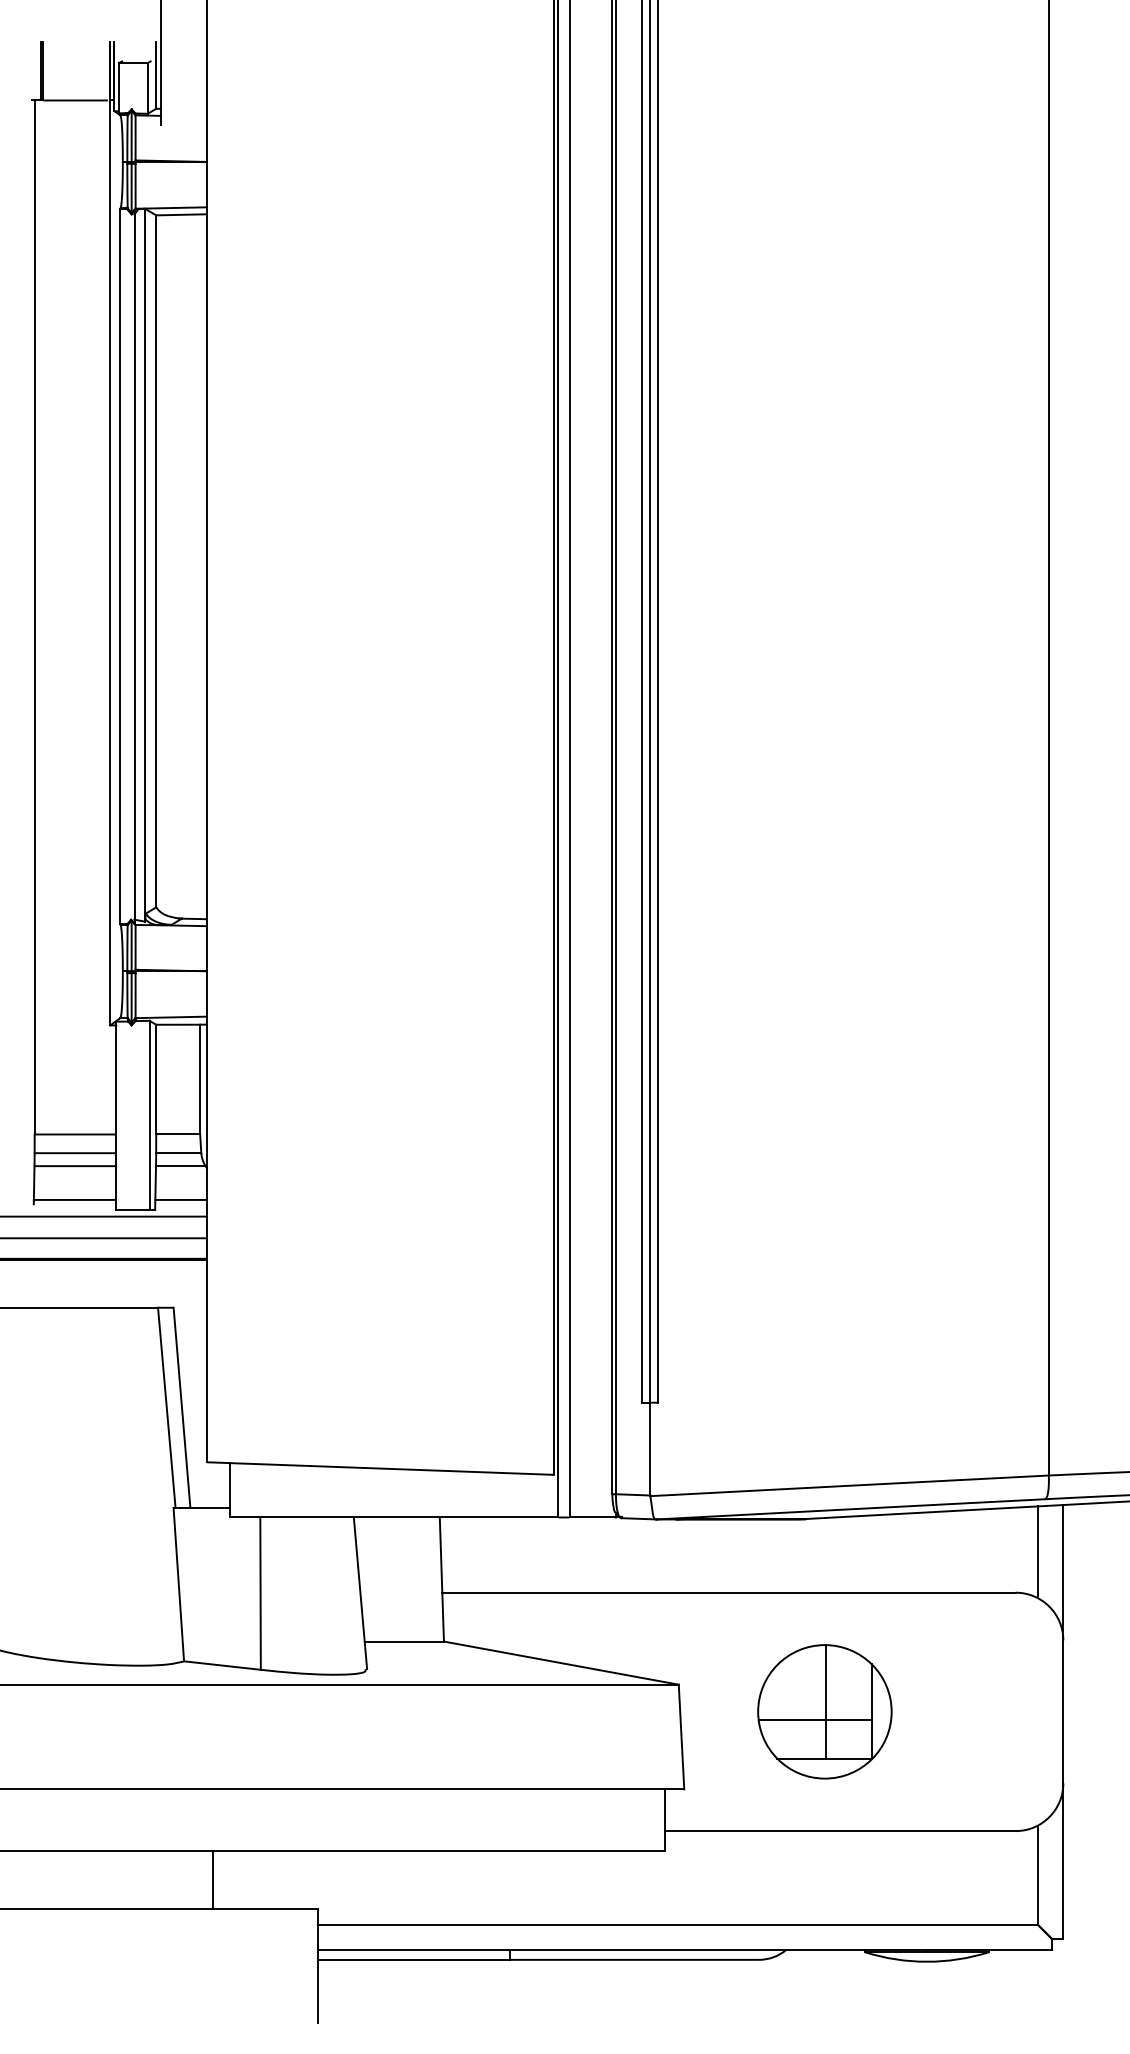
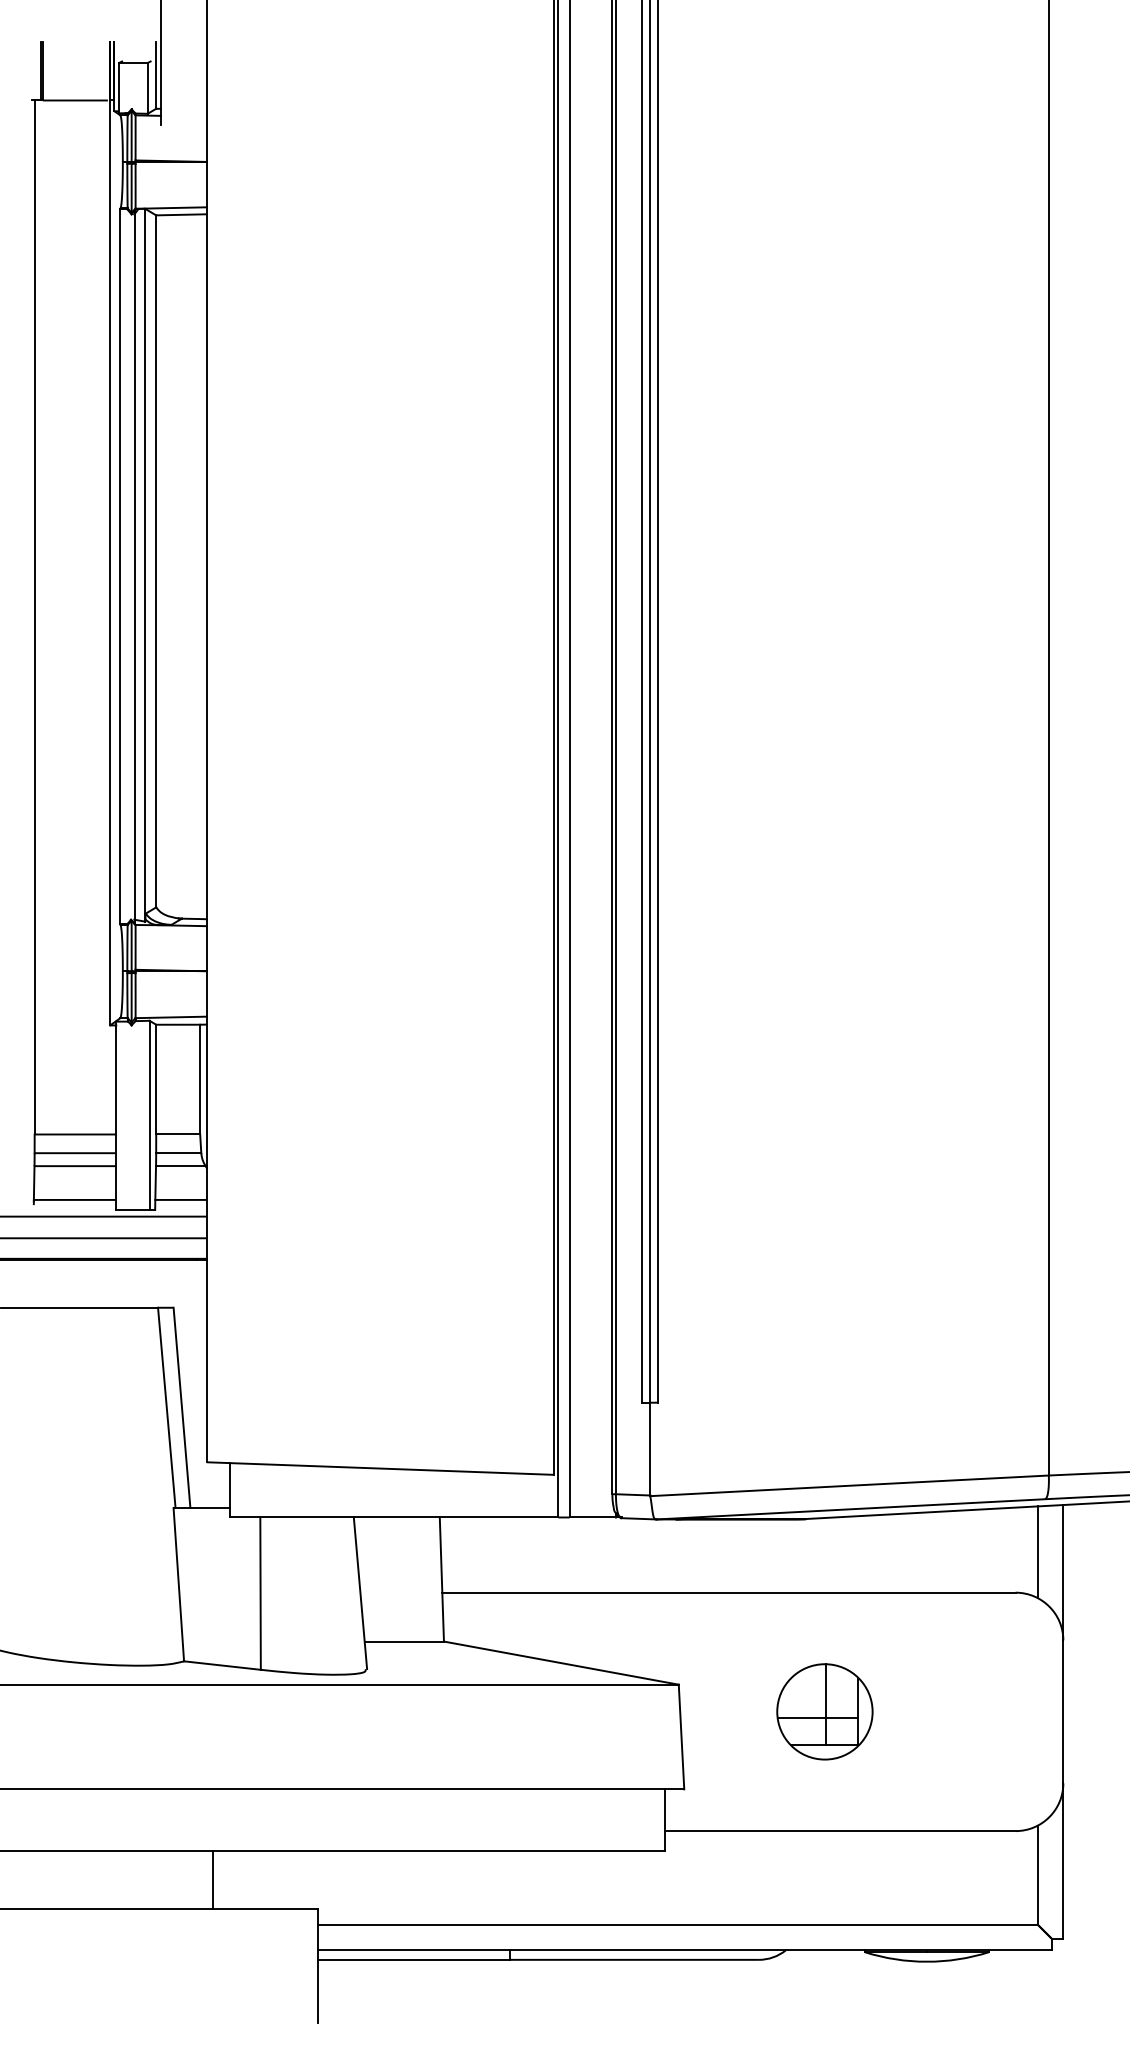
part size: 136x136 px -> 98x98 px (824, 1711)
